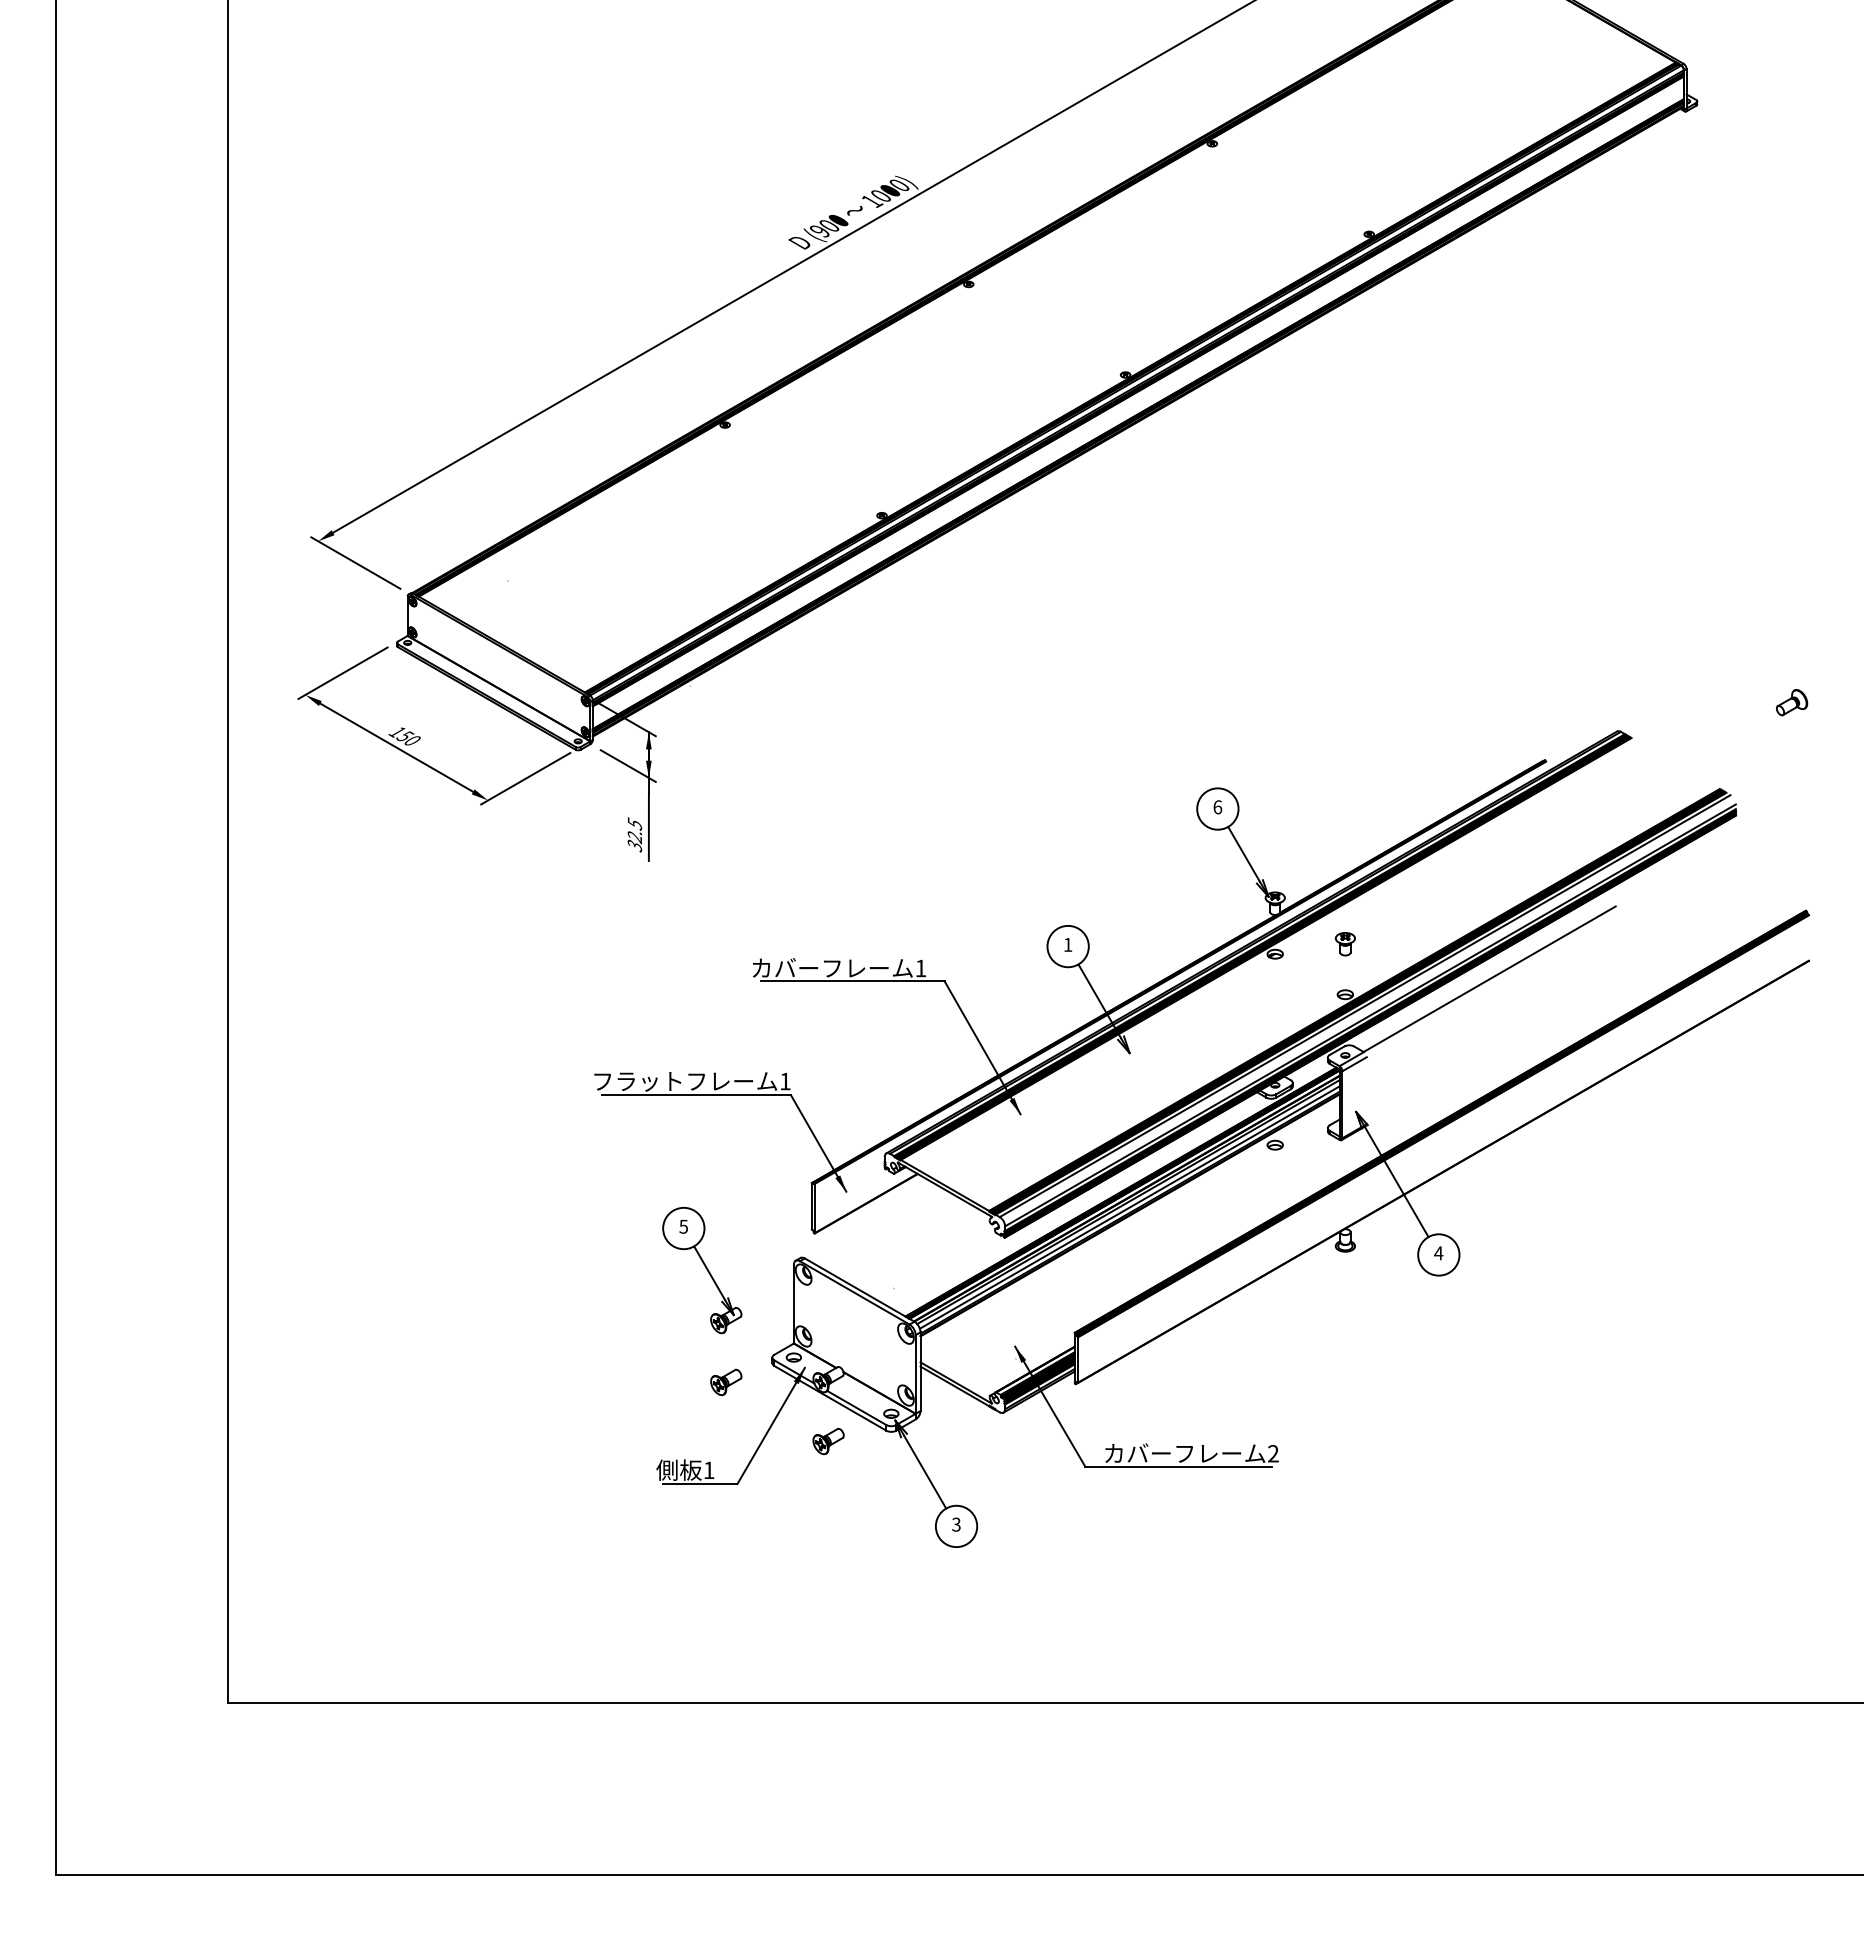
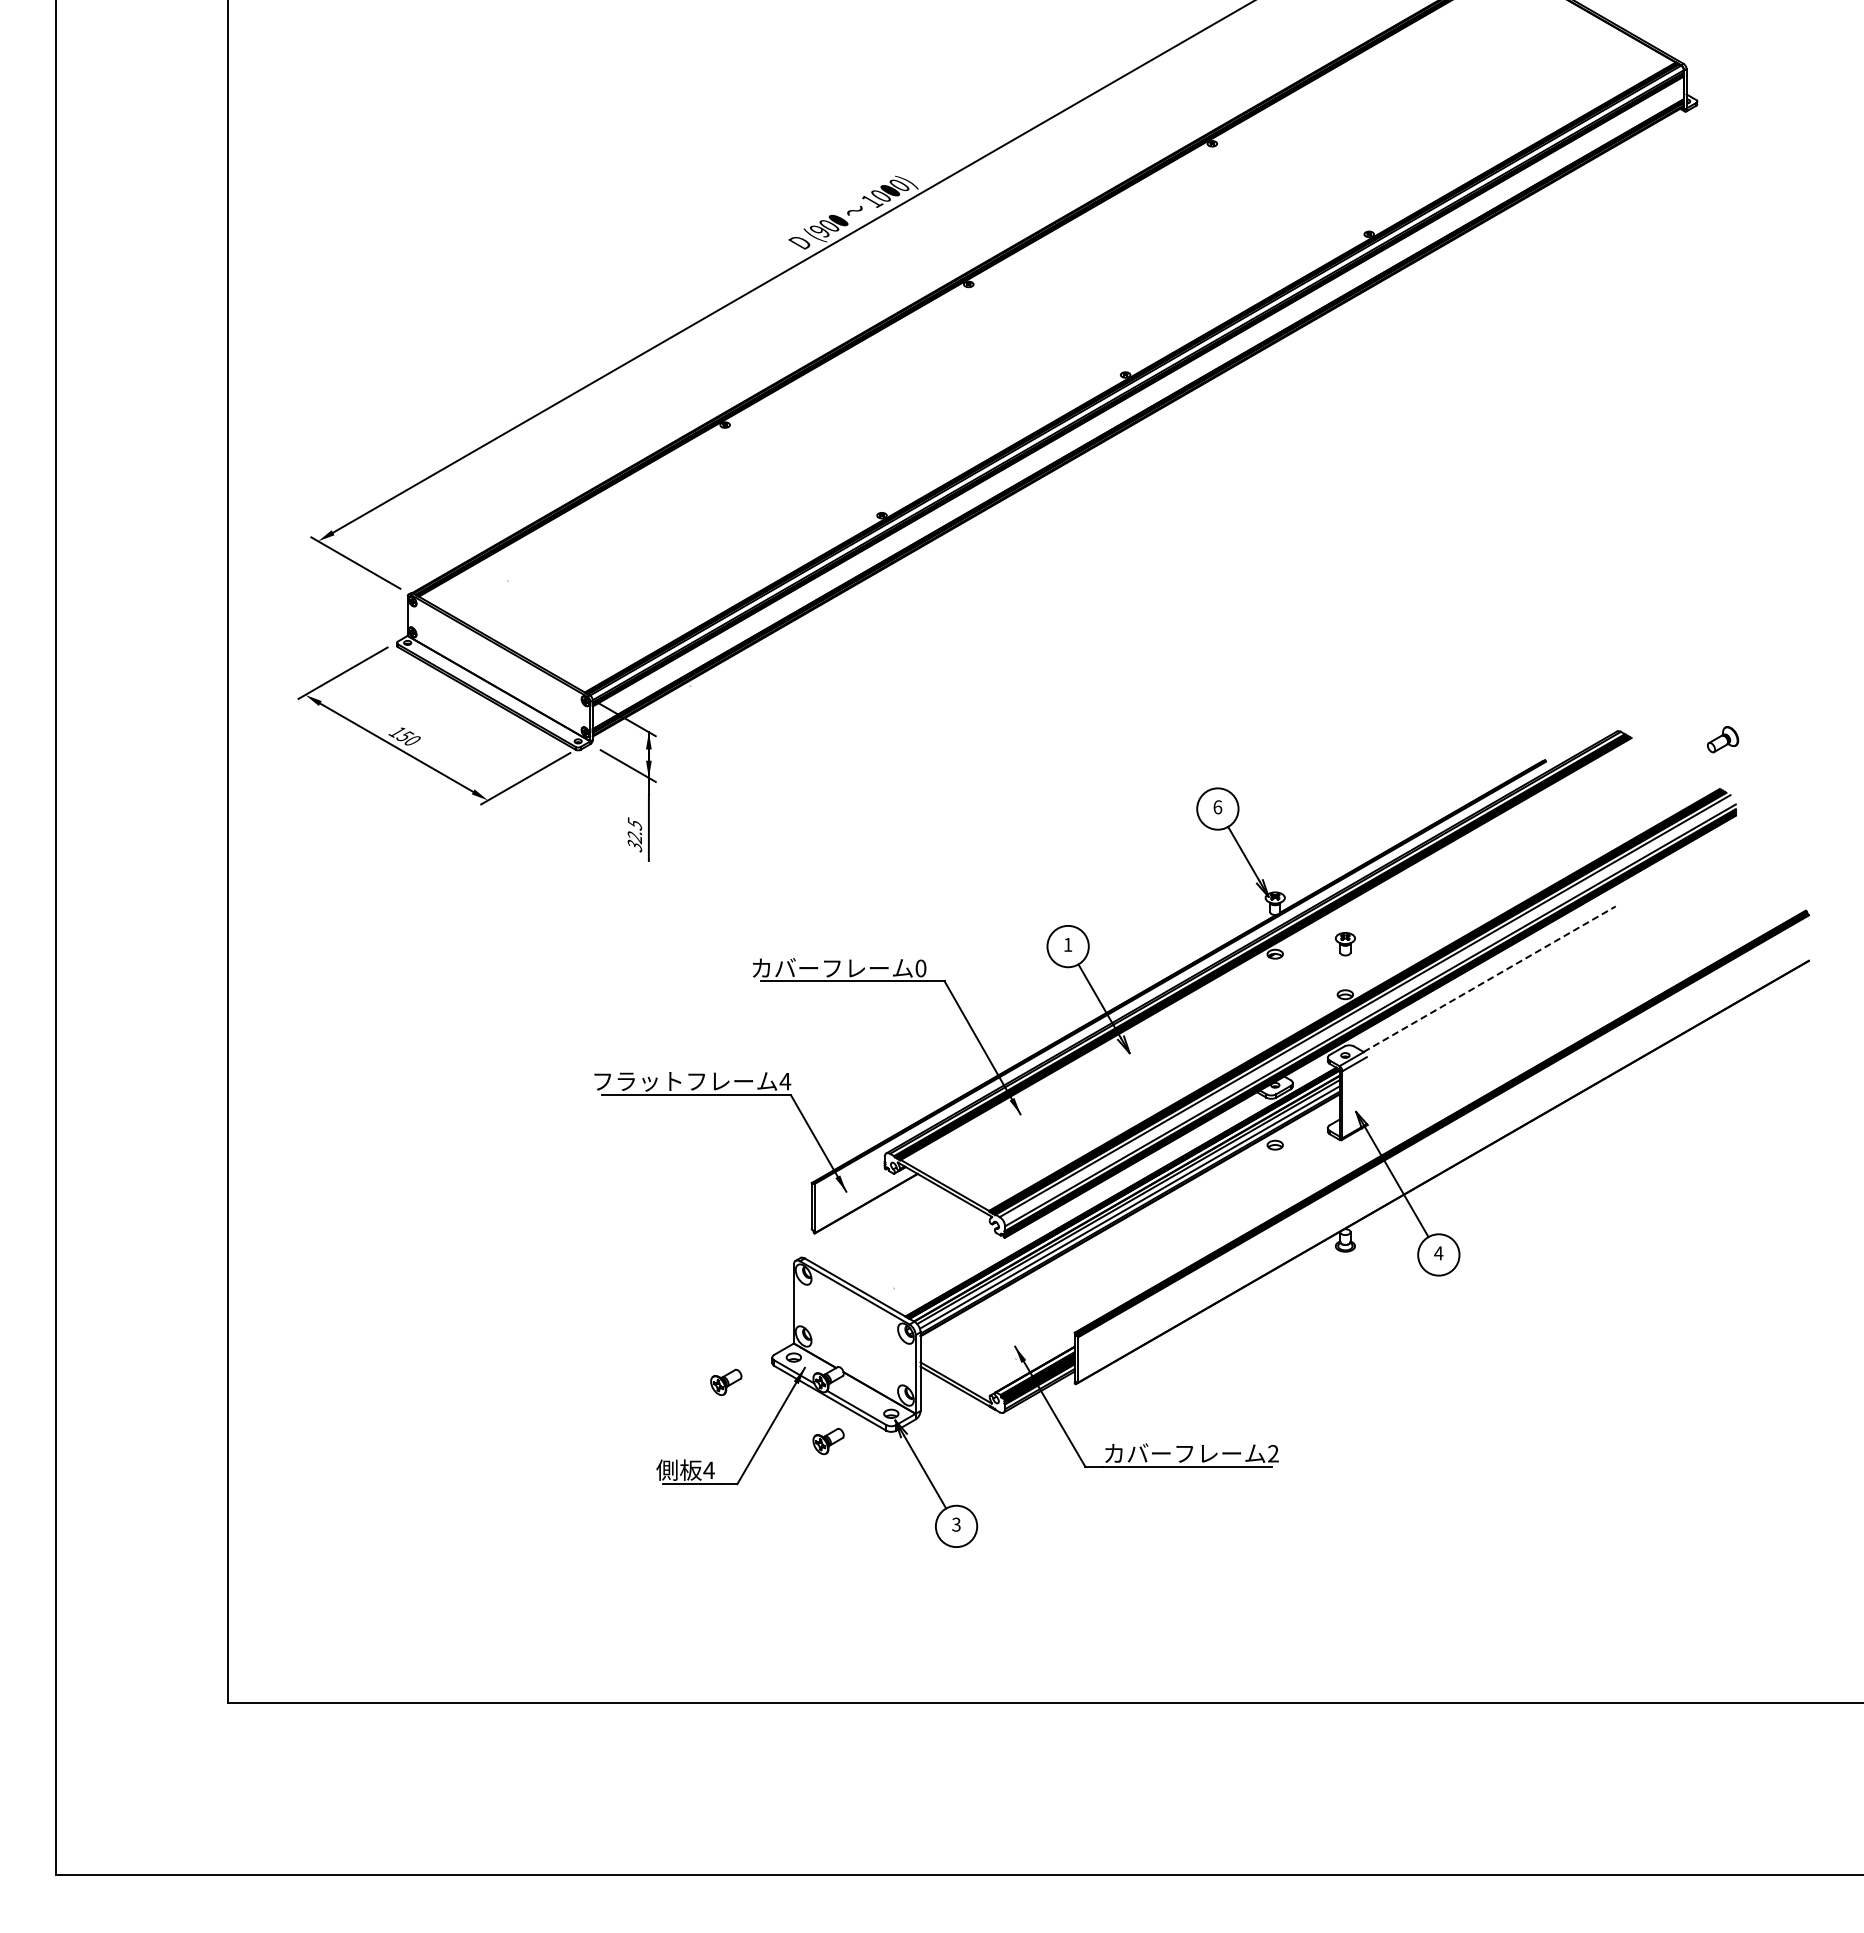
part position: (1792, 702) -> (1723, 739) (1723, 739)
text: 1 -> 0 (920, 968)
line: solid -> dashed (1489, 979)
text: 1 -> 4 (785, 1081)
part: present -> none (702, 1270)
text: 1 -> 4 (708, 1469)
